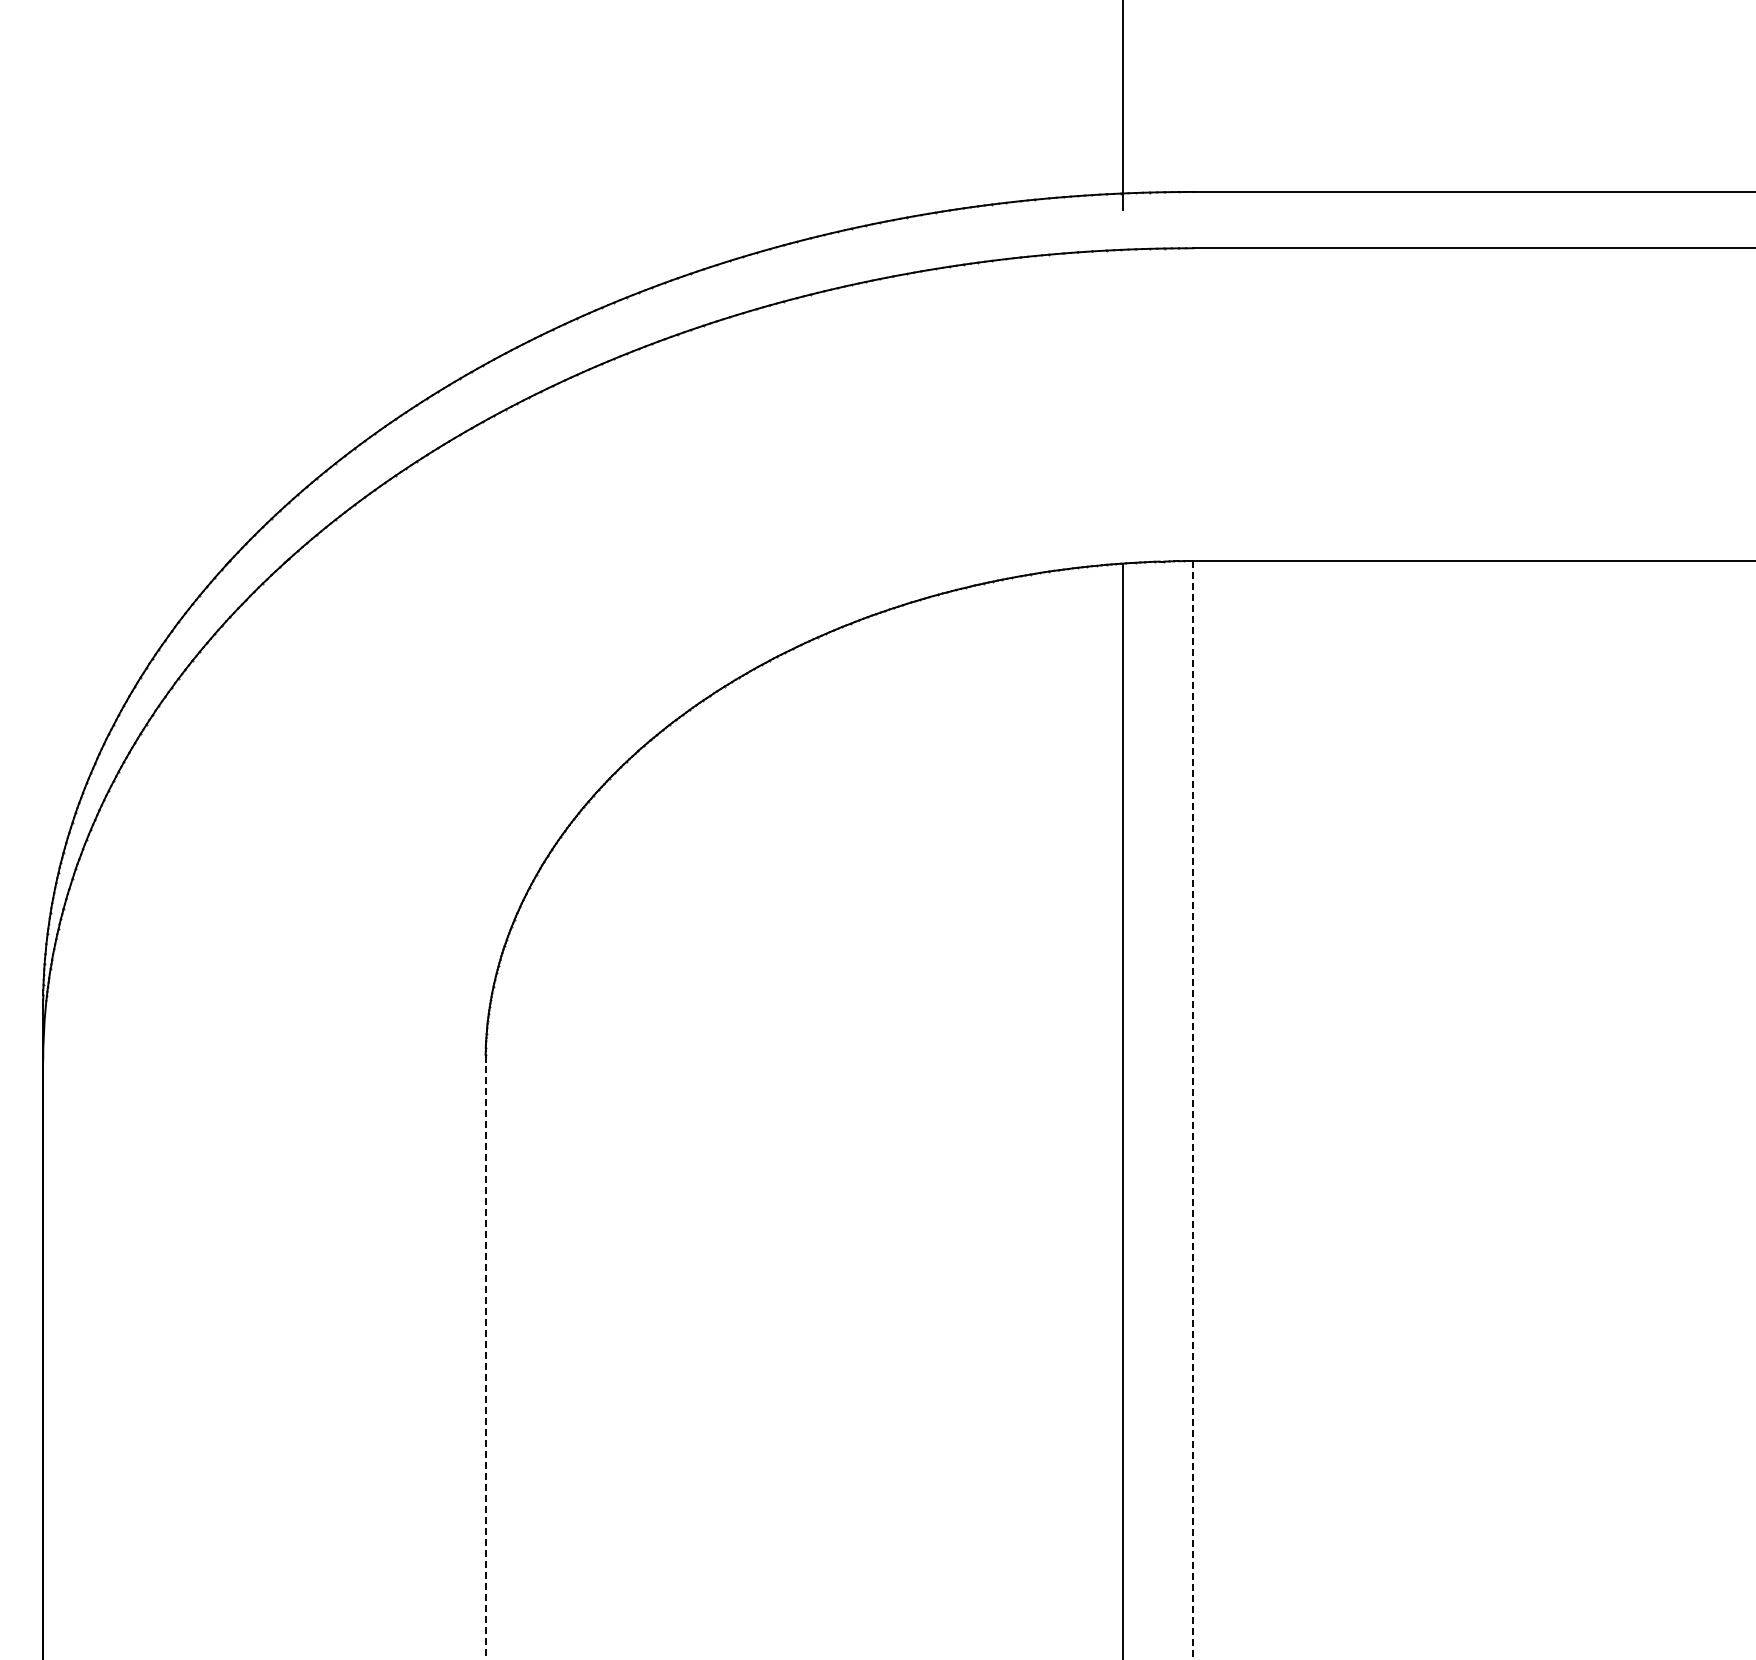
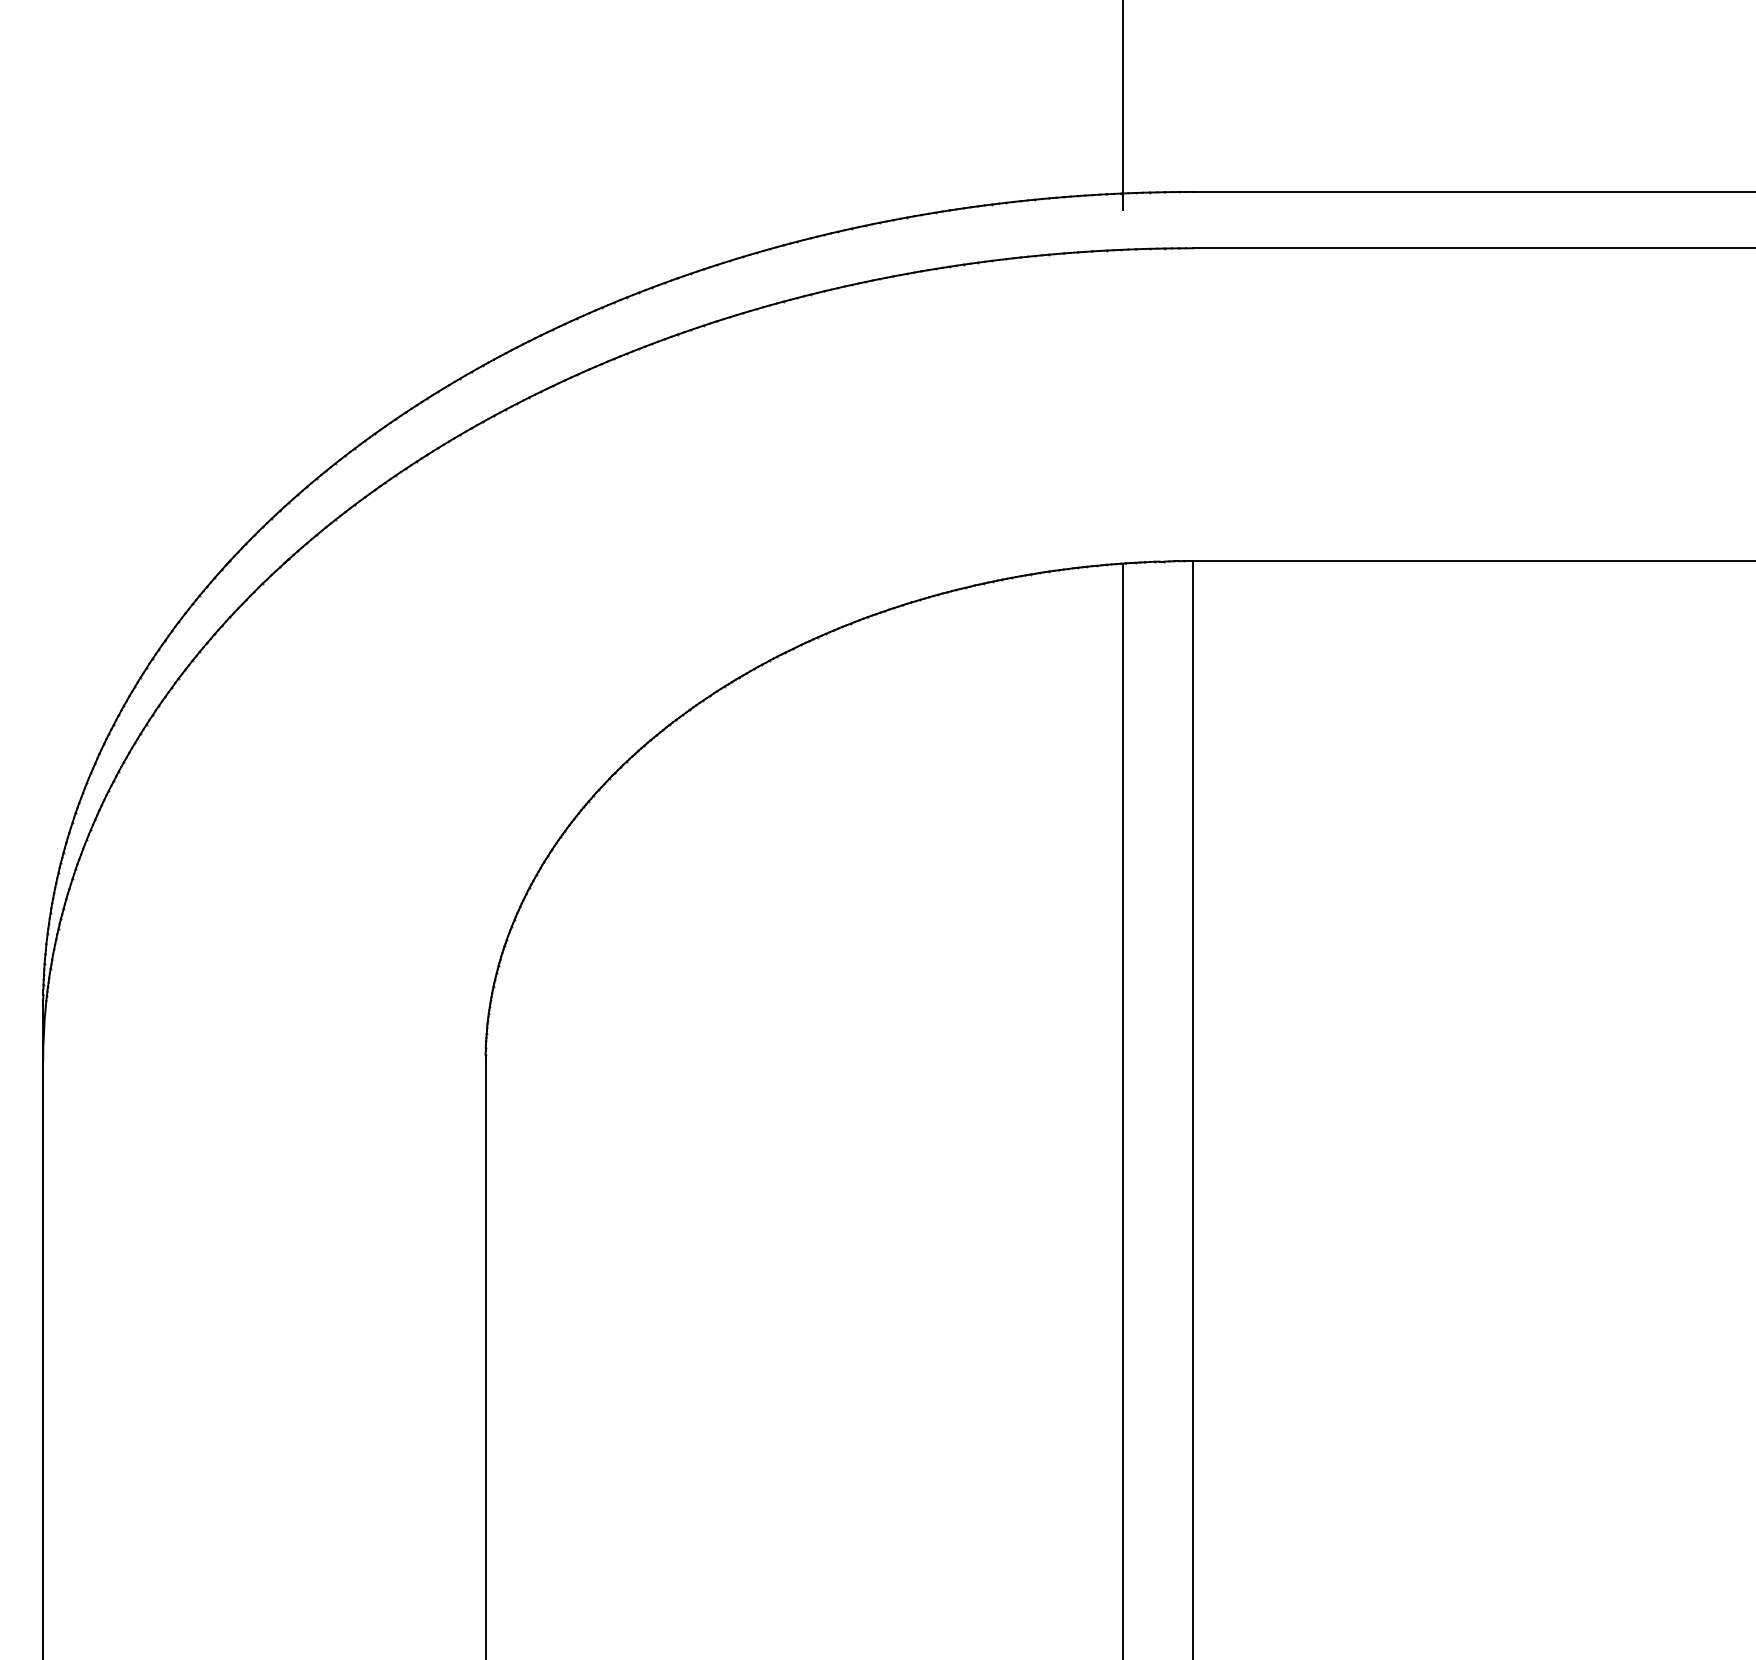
line: dashed -> solid (1193, 1110)
line: dashed -> solid (485, 1360)
